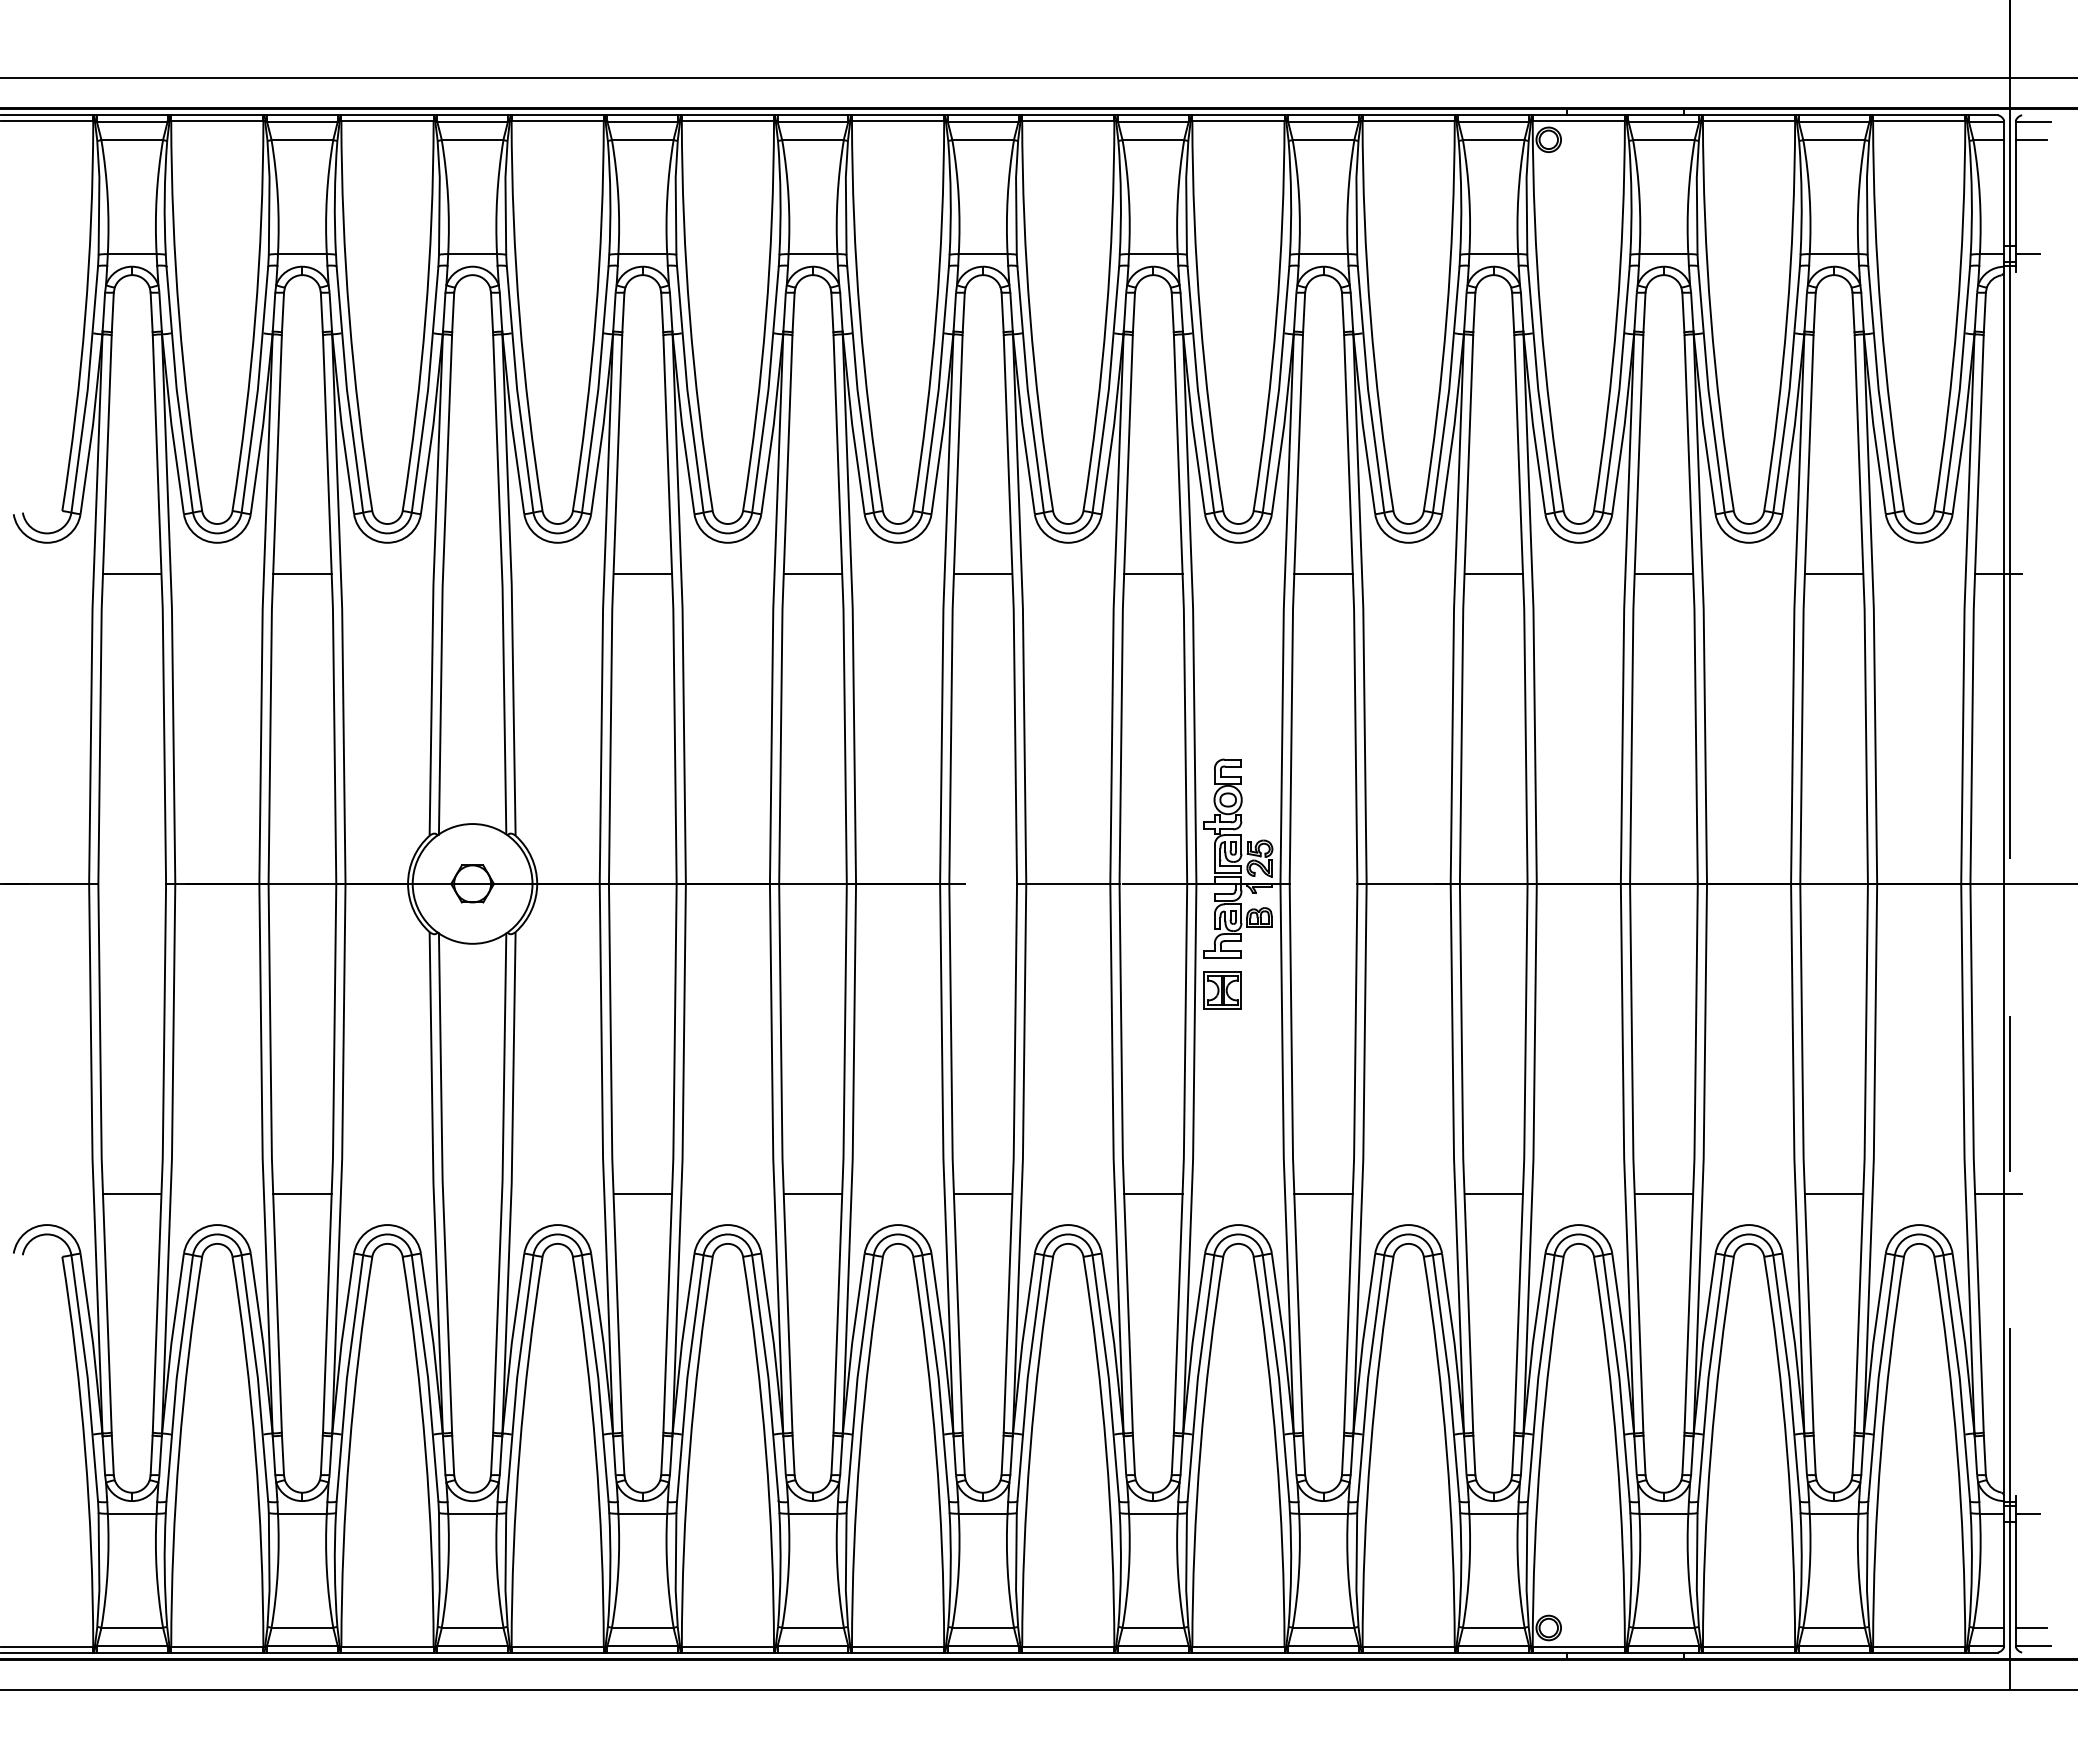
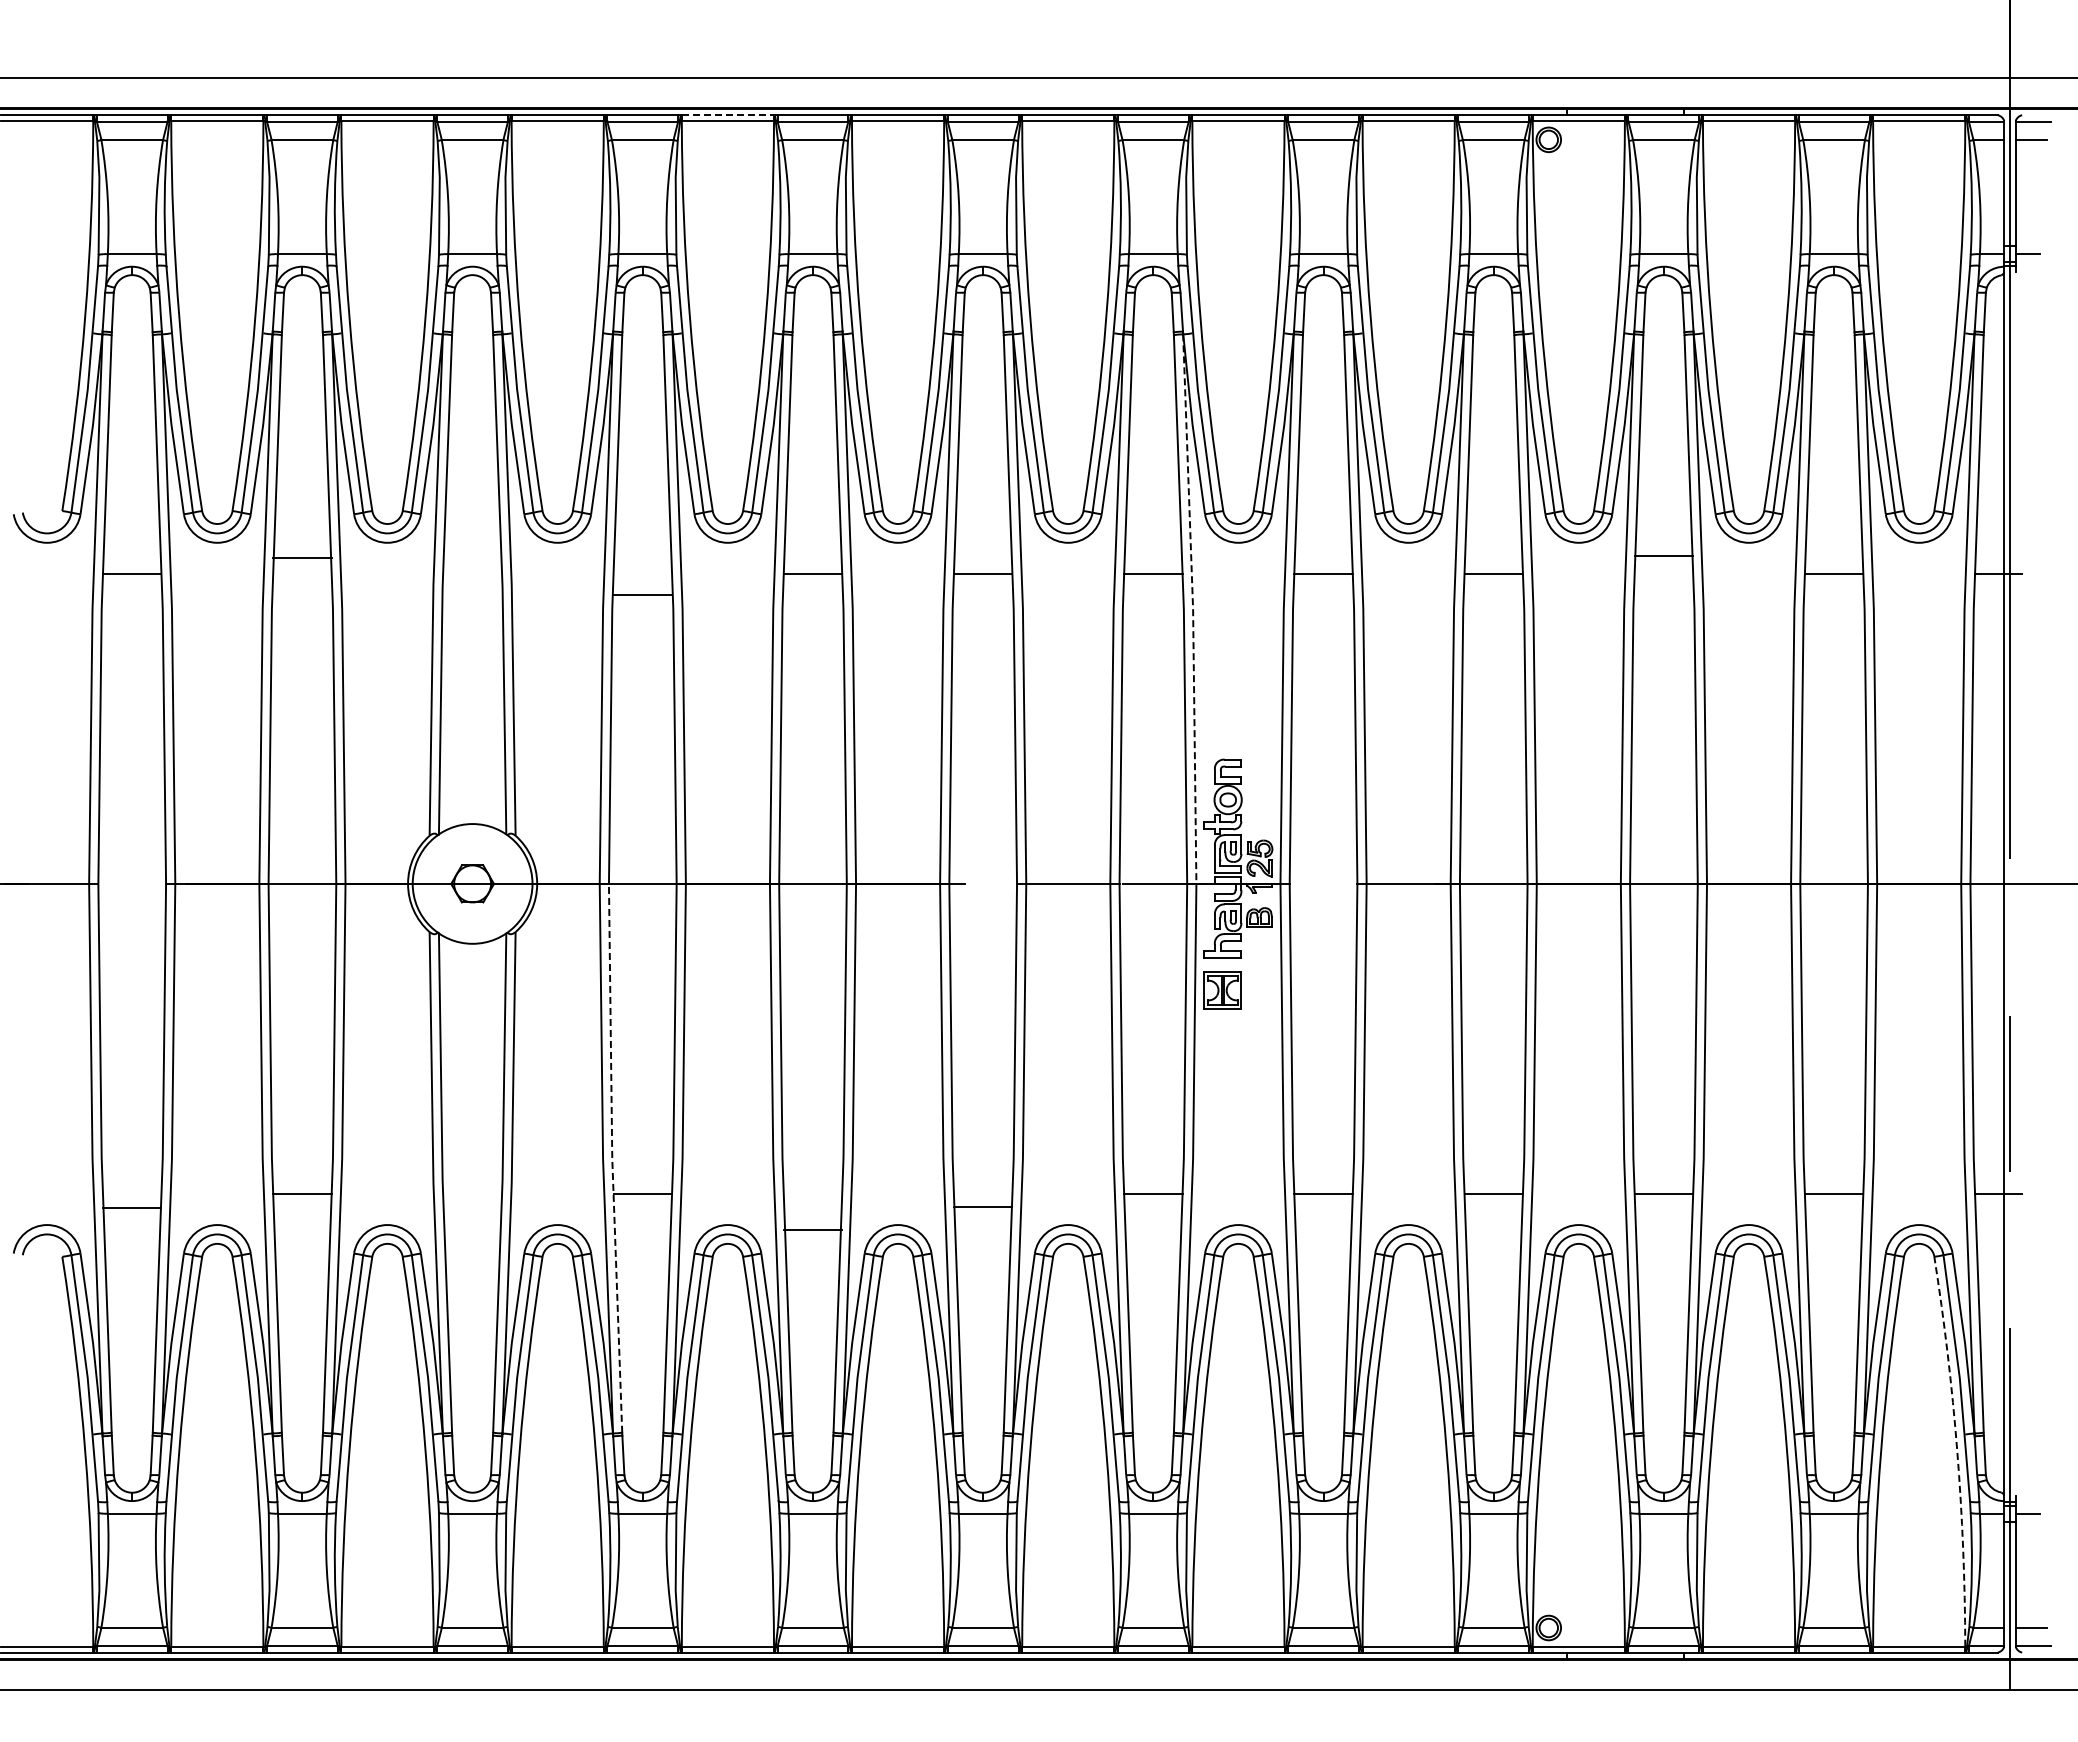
line: solid -> dashed (728, 115)
line position: (302, 573) -> (302, 557) (302, 557)
line position: (642, 573) -> (642, 594) (642, 594)
line position: (1663, 573) -> (1663, 555) (1663, 555)
line: solid -> dashed (1193, 608)
line: solid -> dashed (612, 1158)
line position: (132, 1194) -> (132, 1208) (132, 1208)
line position: (812, 1194) -> (812, 1230) (812, 1230)
line position: (982, 1194) -> (982, 1207) (982, 1207)
arc: solid -> dashed (1957, 1451)
